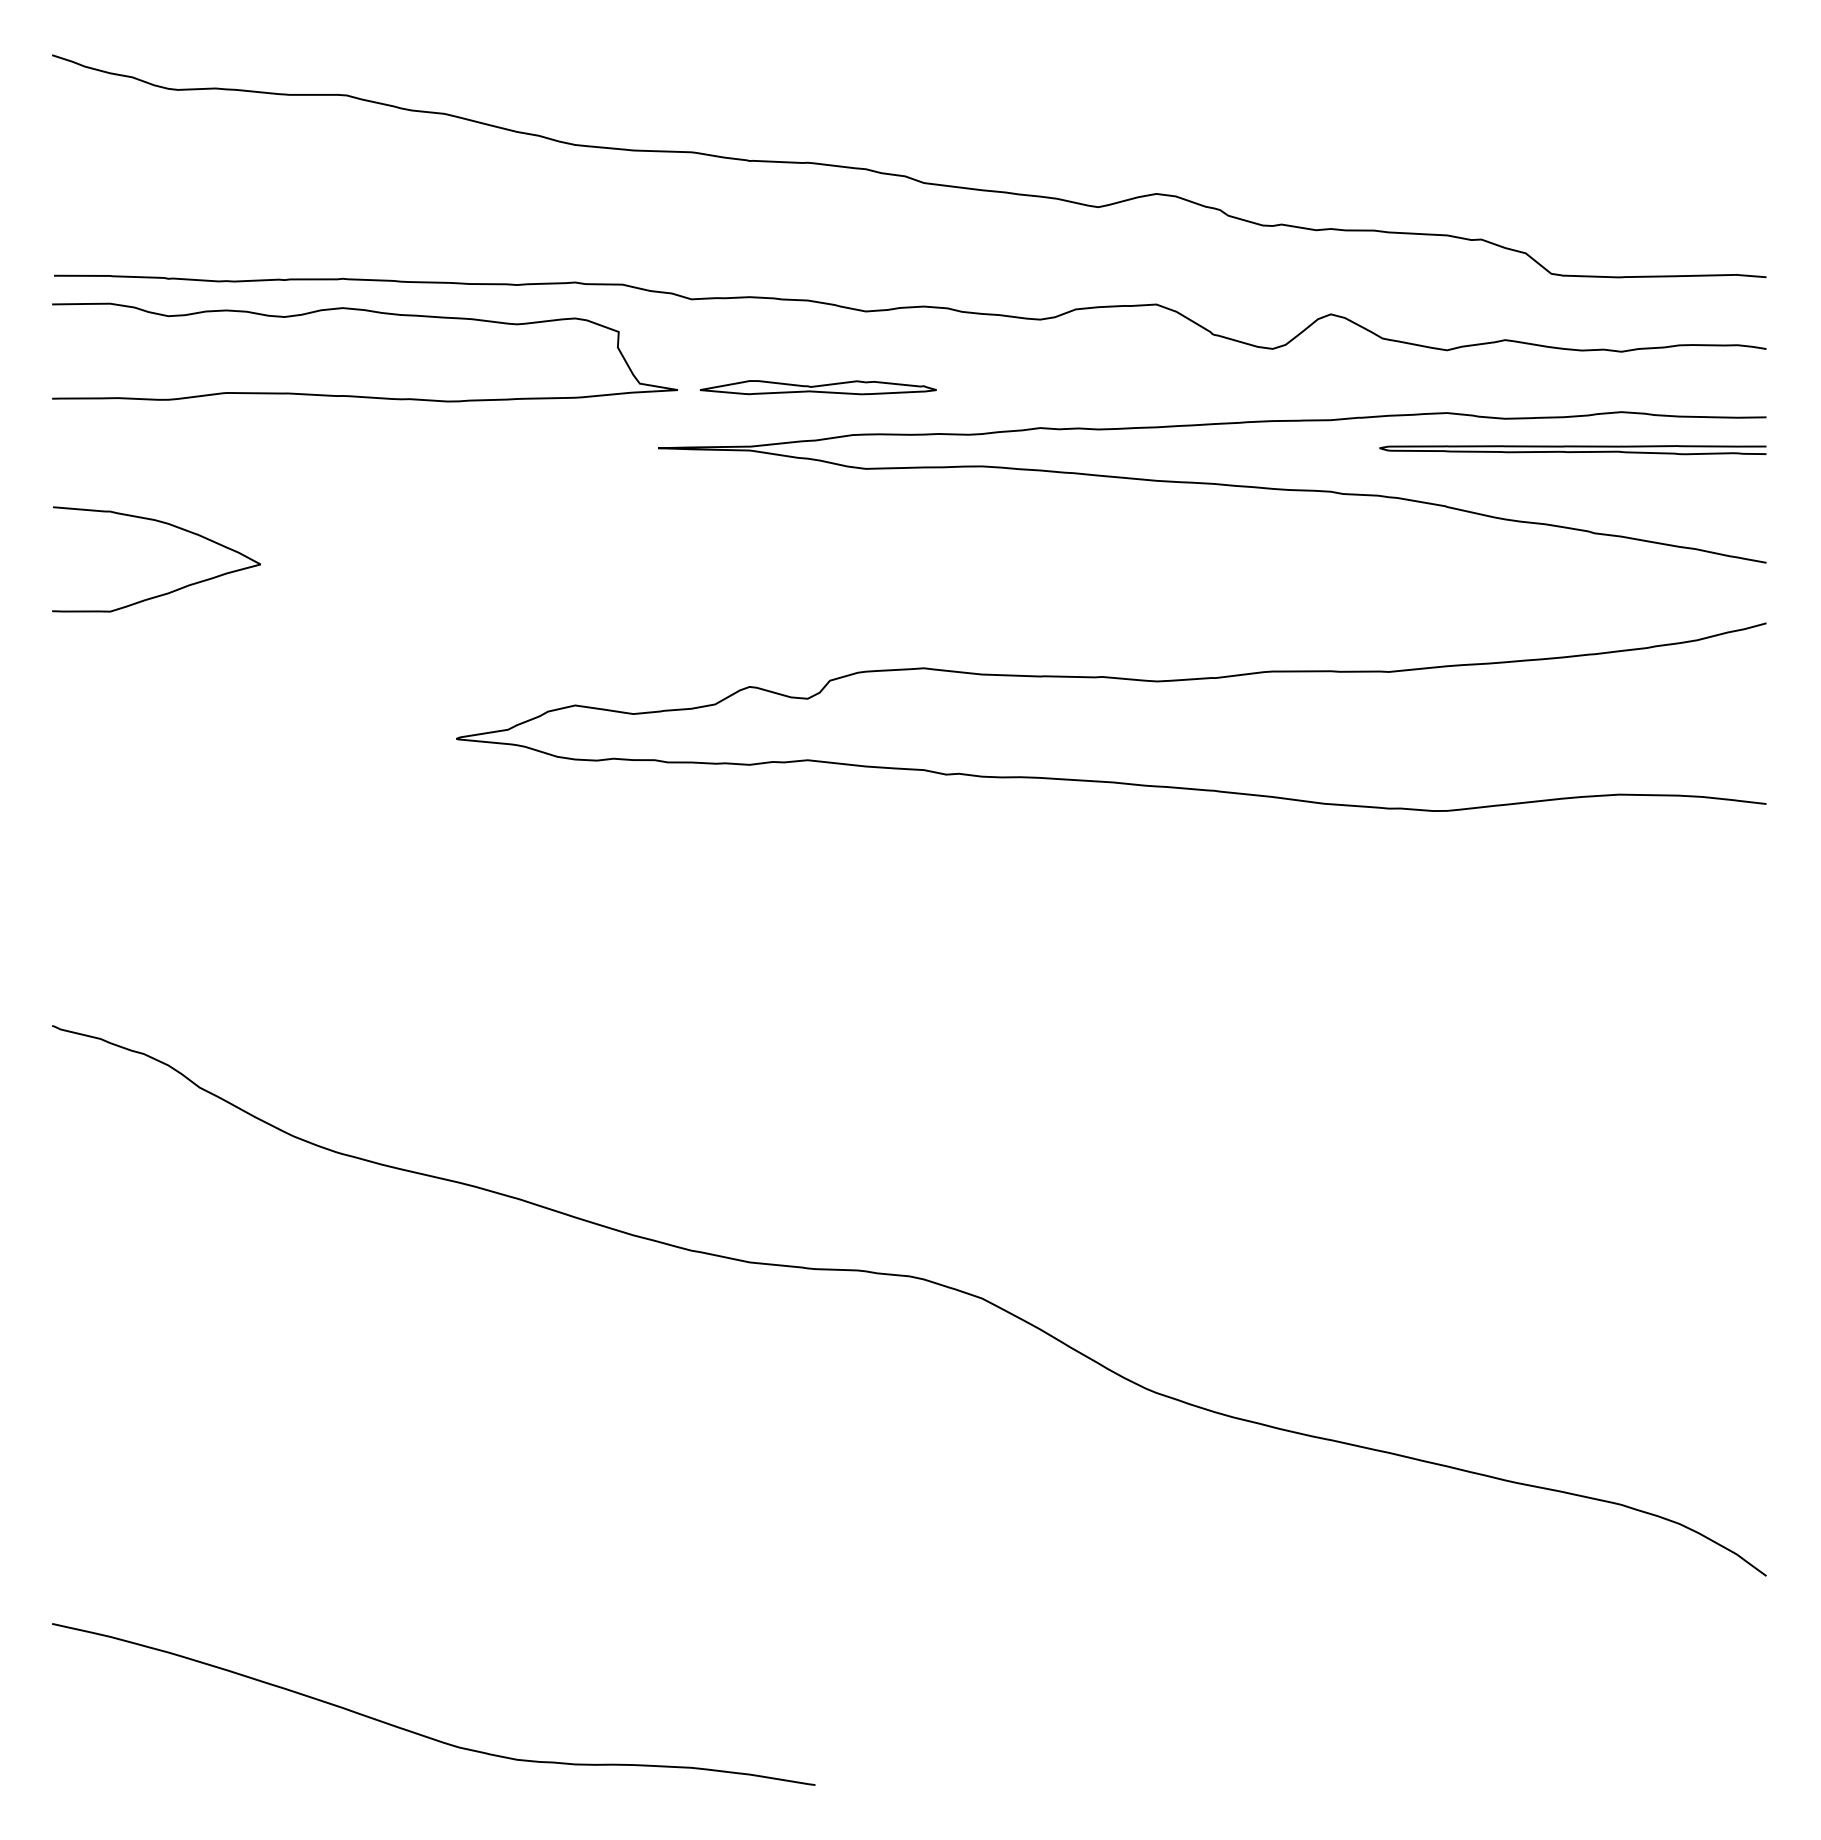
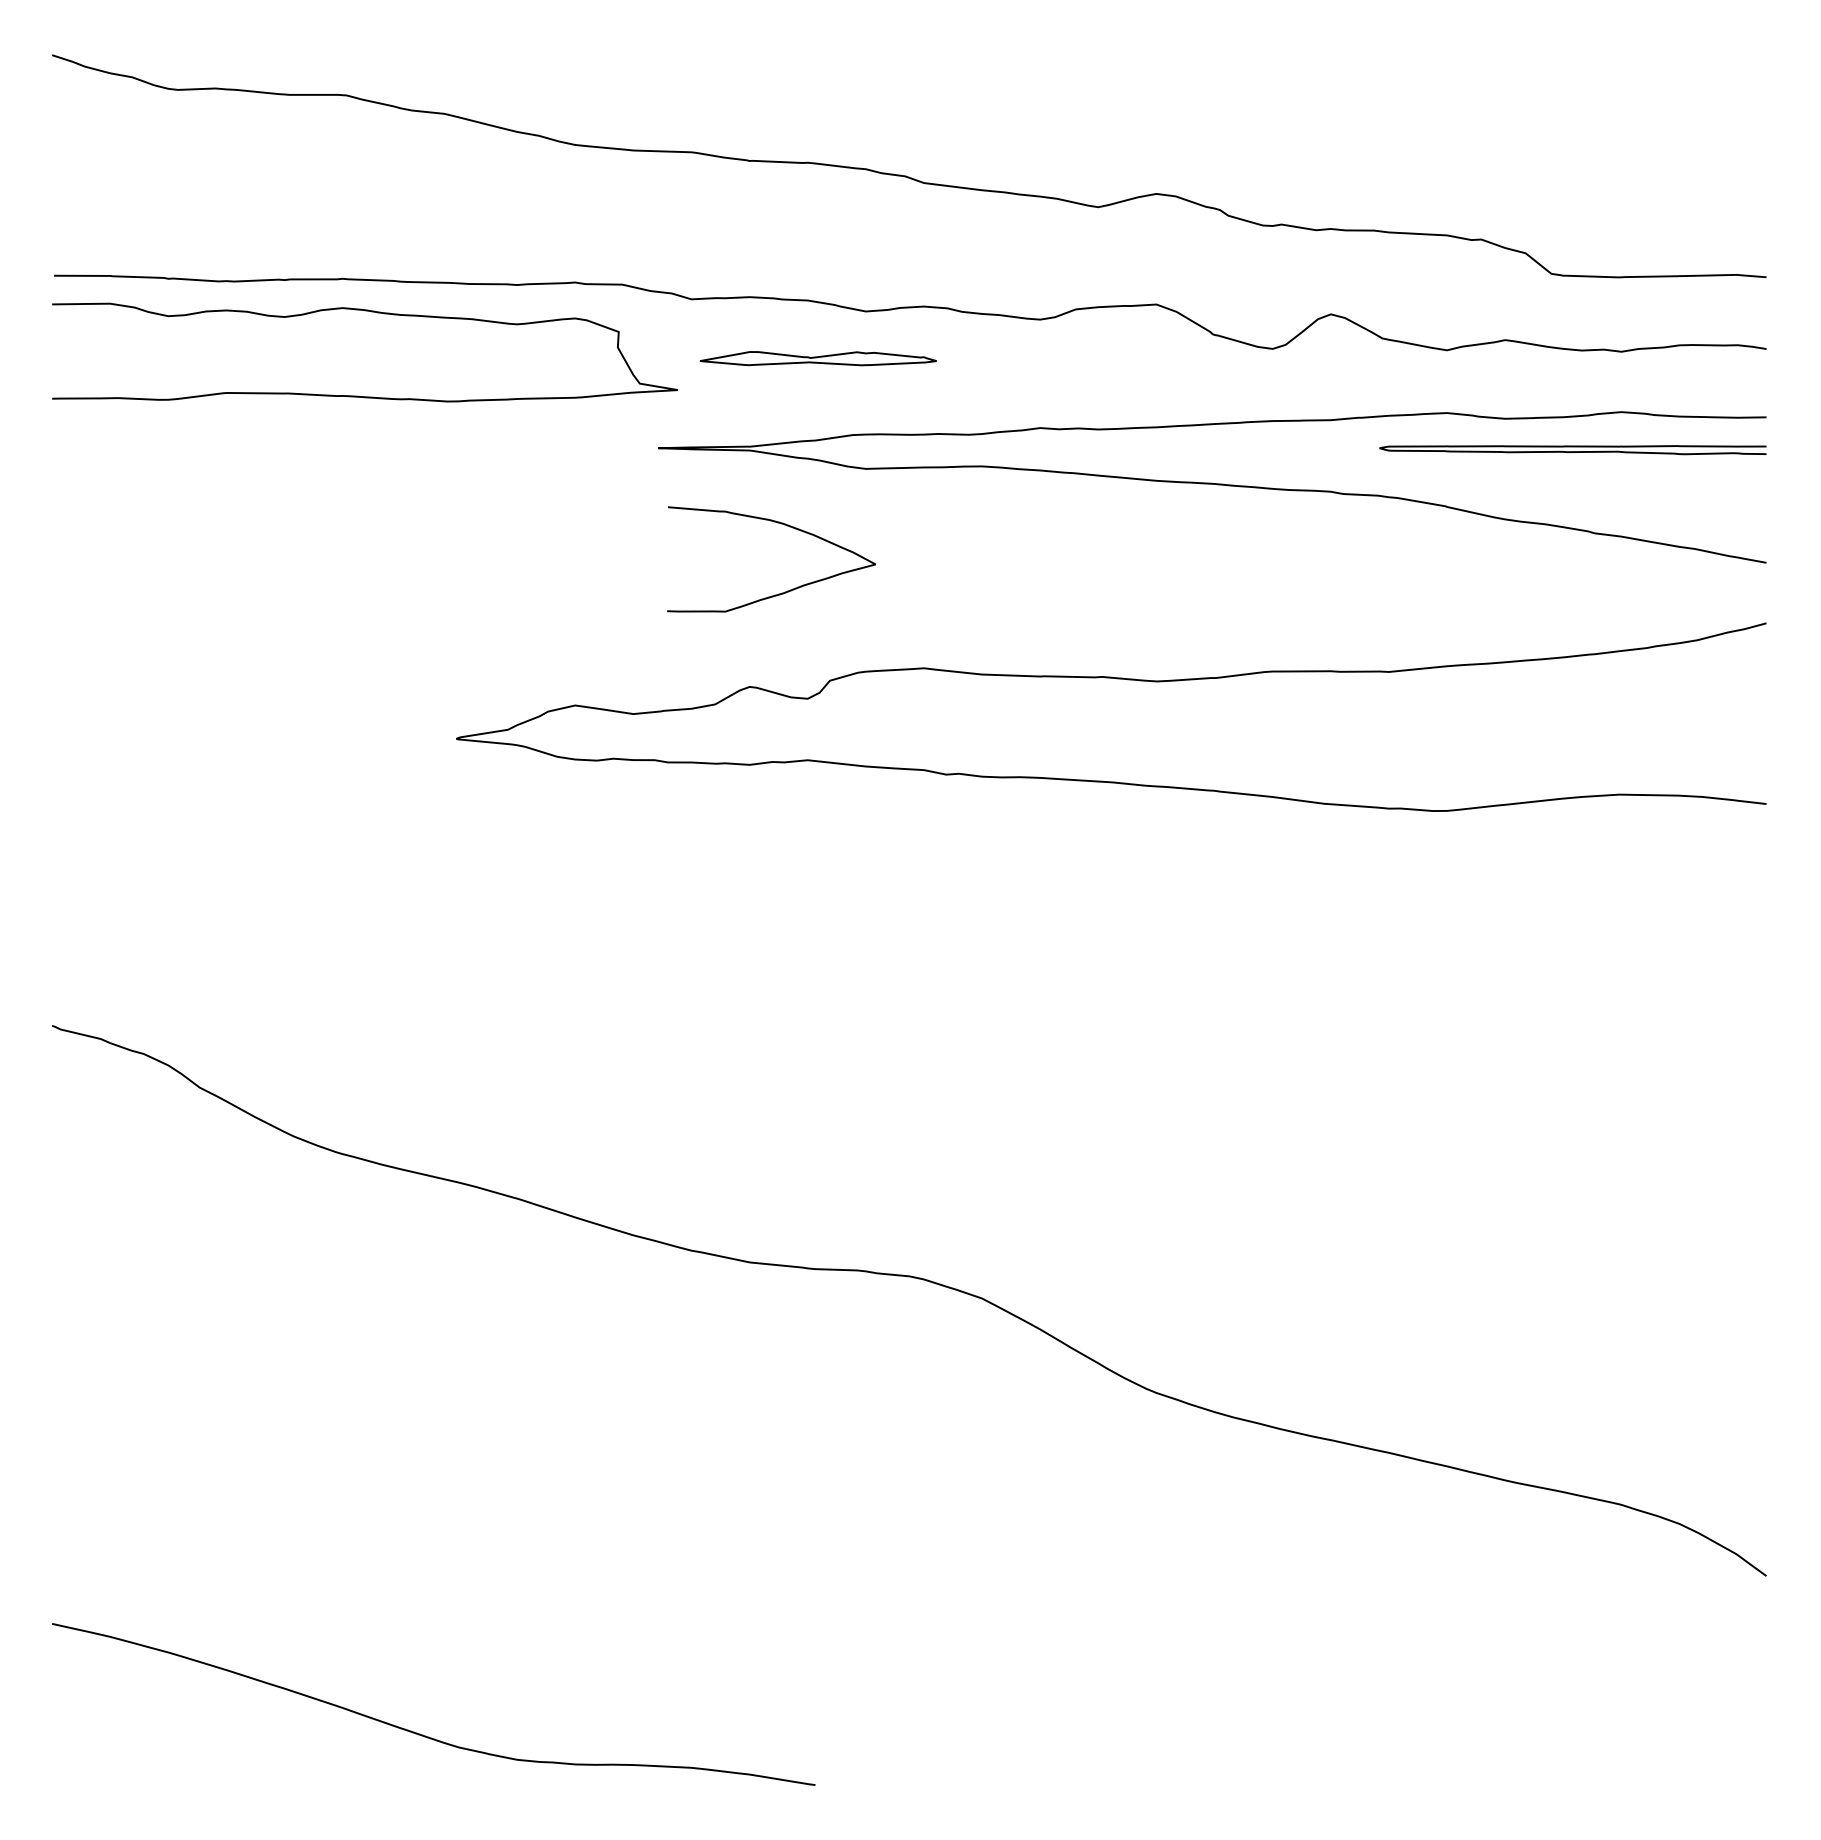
part position: (817, 387) -> (817, 358) (817, 358)
curve position: (163, 593) -> (778, 593) (778, 593)
